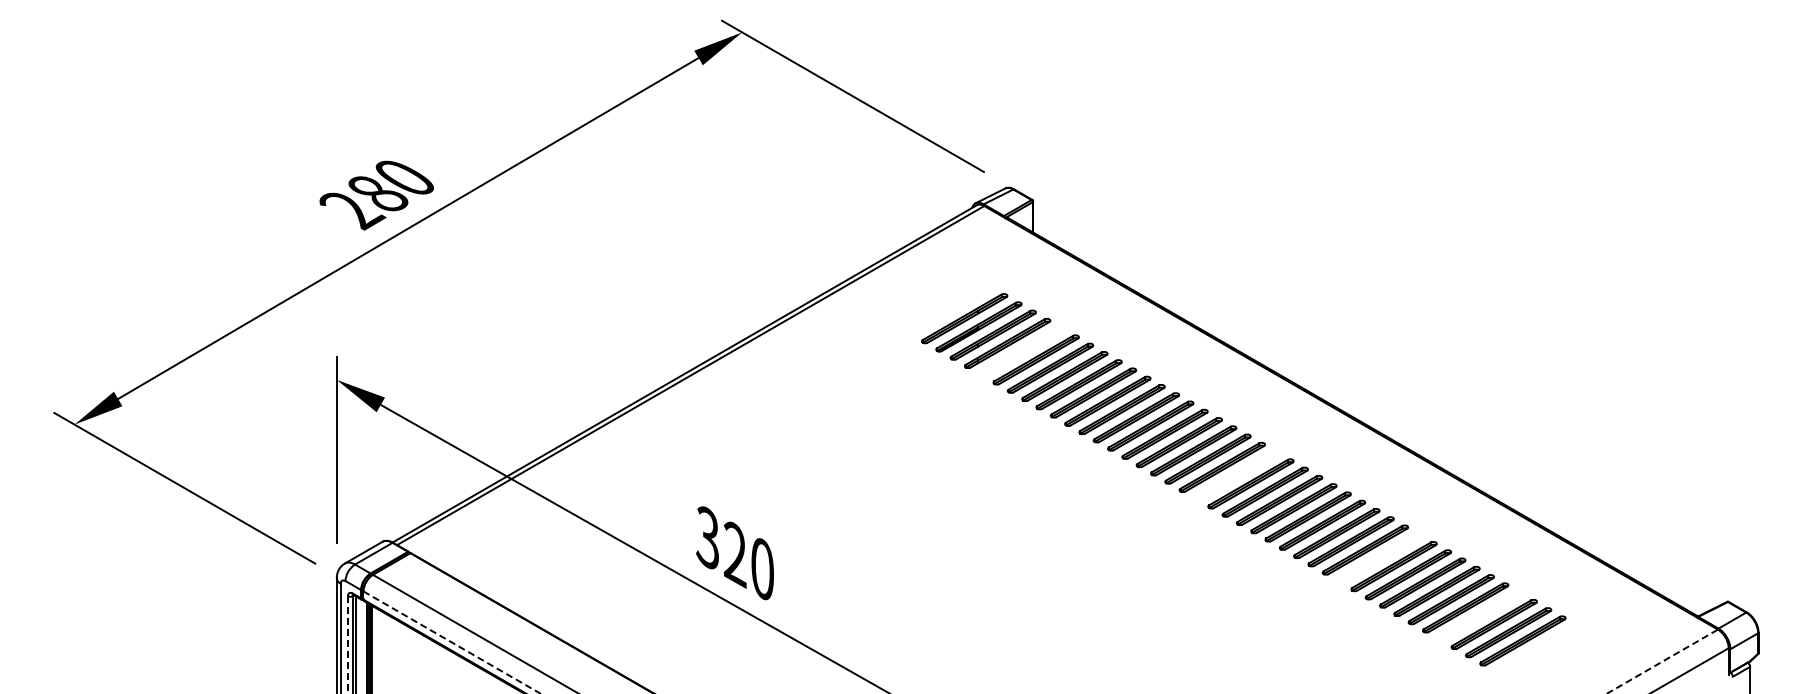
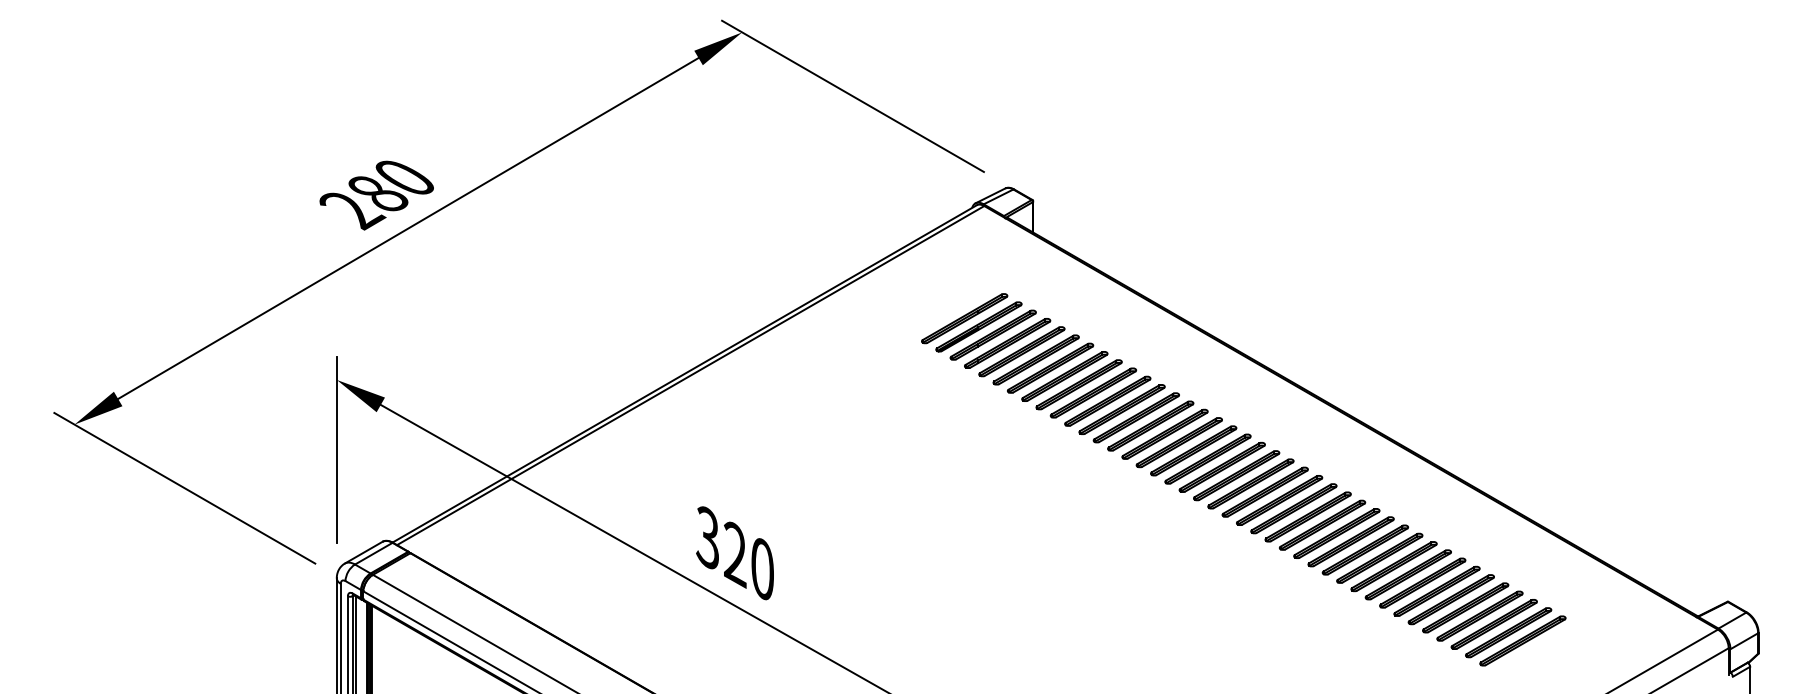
part: none -> present (1021, 351)
part: none -> present (1236, 475)
part: none -> present (1379, 557)
part: none -> present (1479, 615)
line: dashed -> solid (452, 642)
line: dashed -> solid (347, 645)
line: dashed -> solid (1662, 661)
